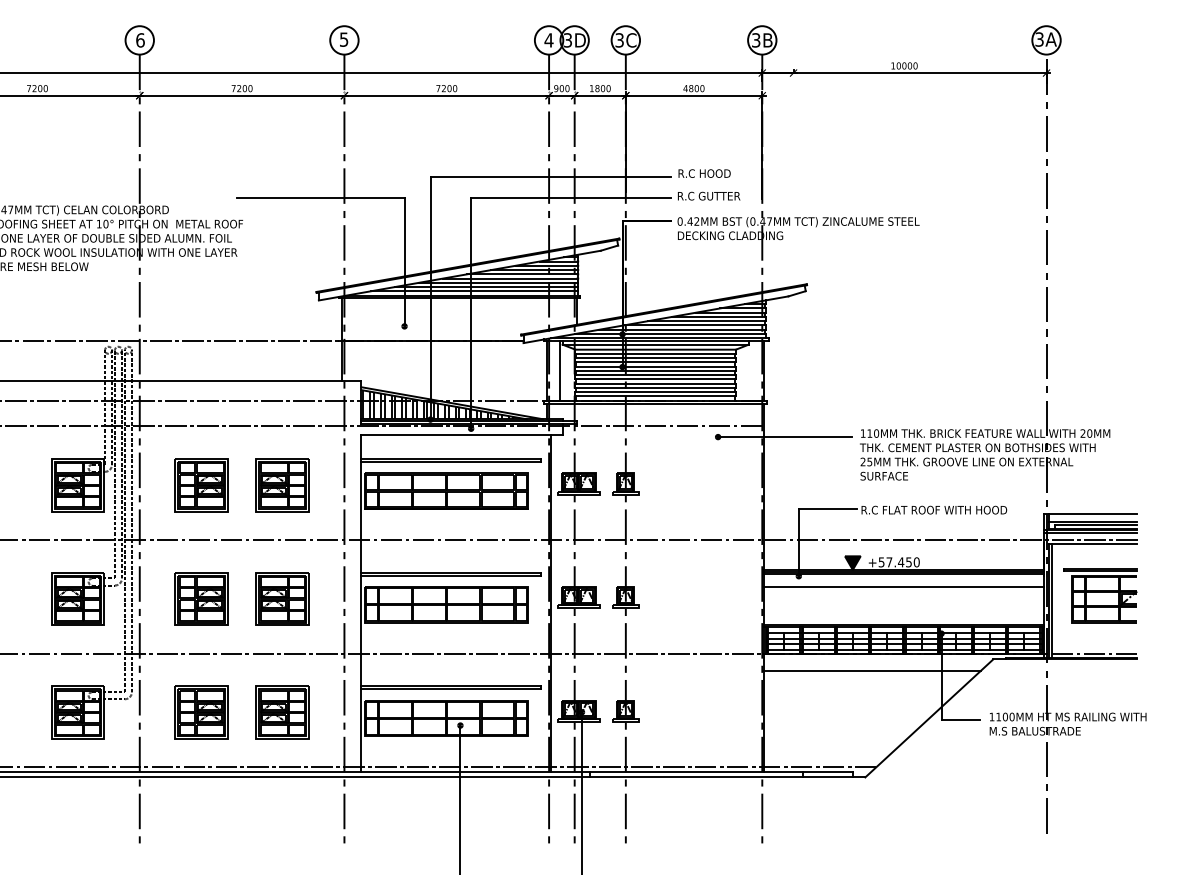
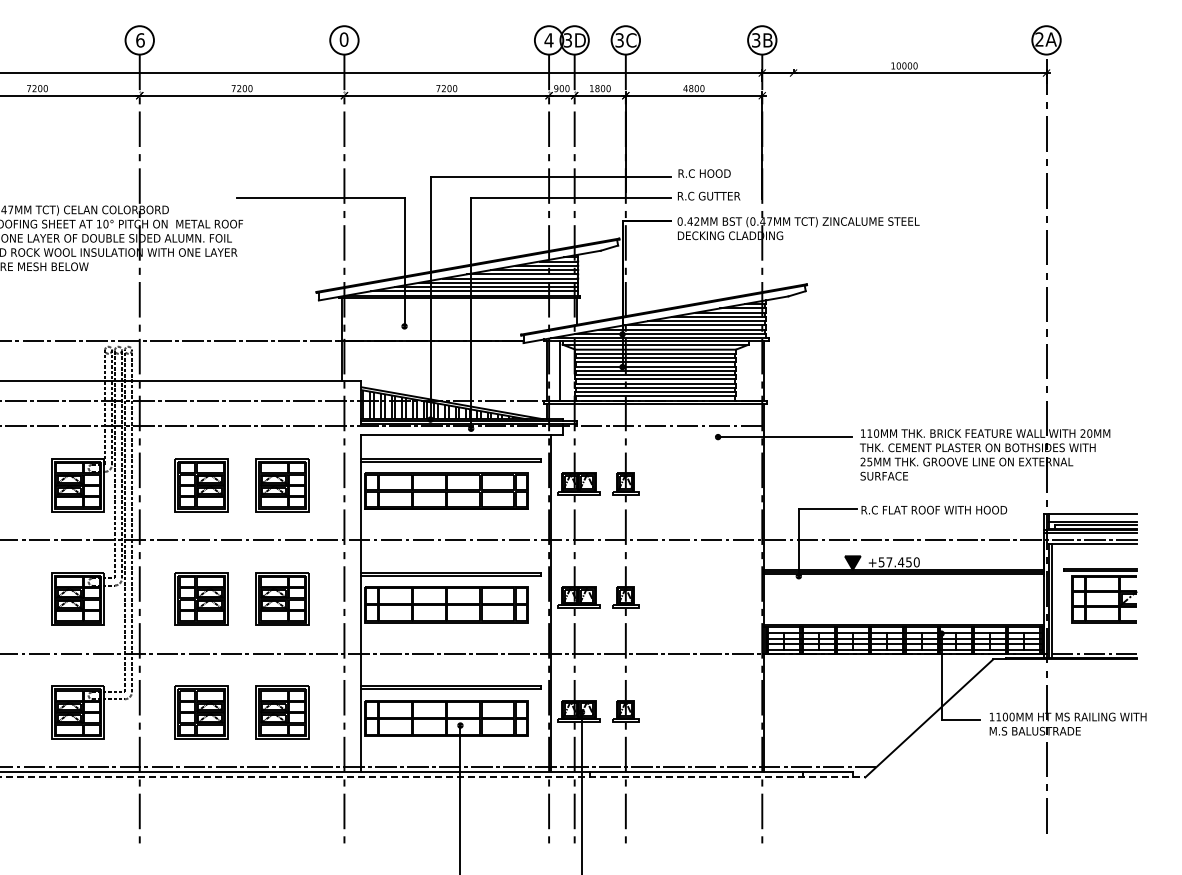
text: 5 -> 0 (343, 39)
text: 3A -> 2A (1039, 39)
line: present -> none (904, 586)
line: present -> none (872, 670)
line: solid -> dashed (433, 777)
